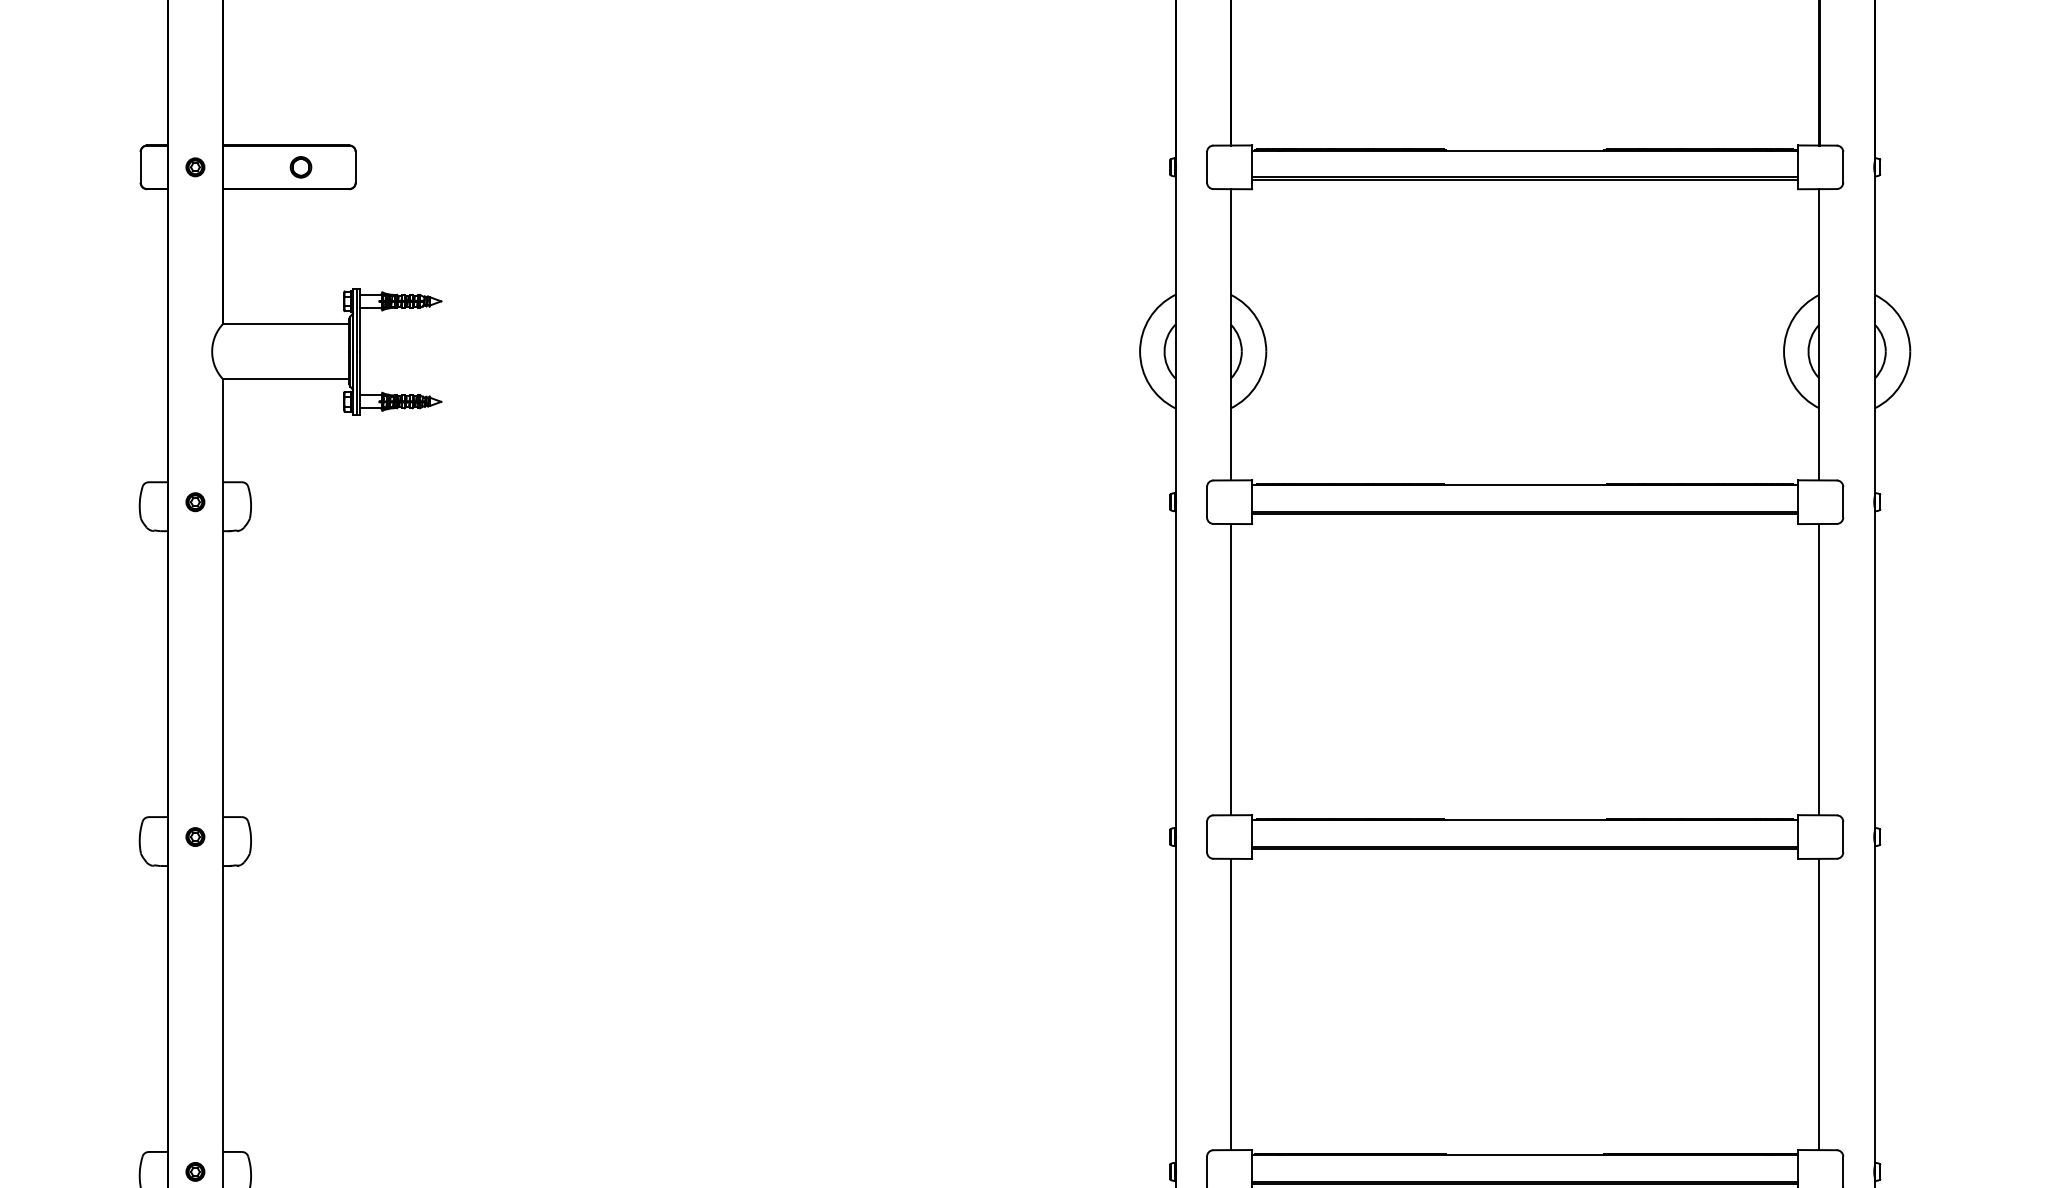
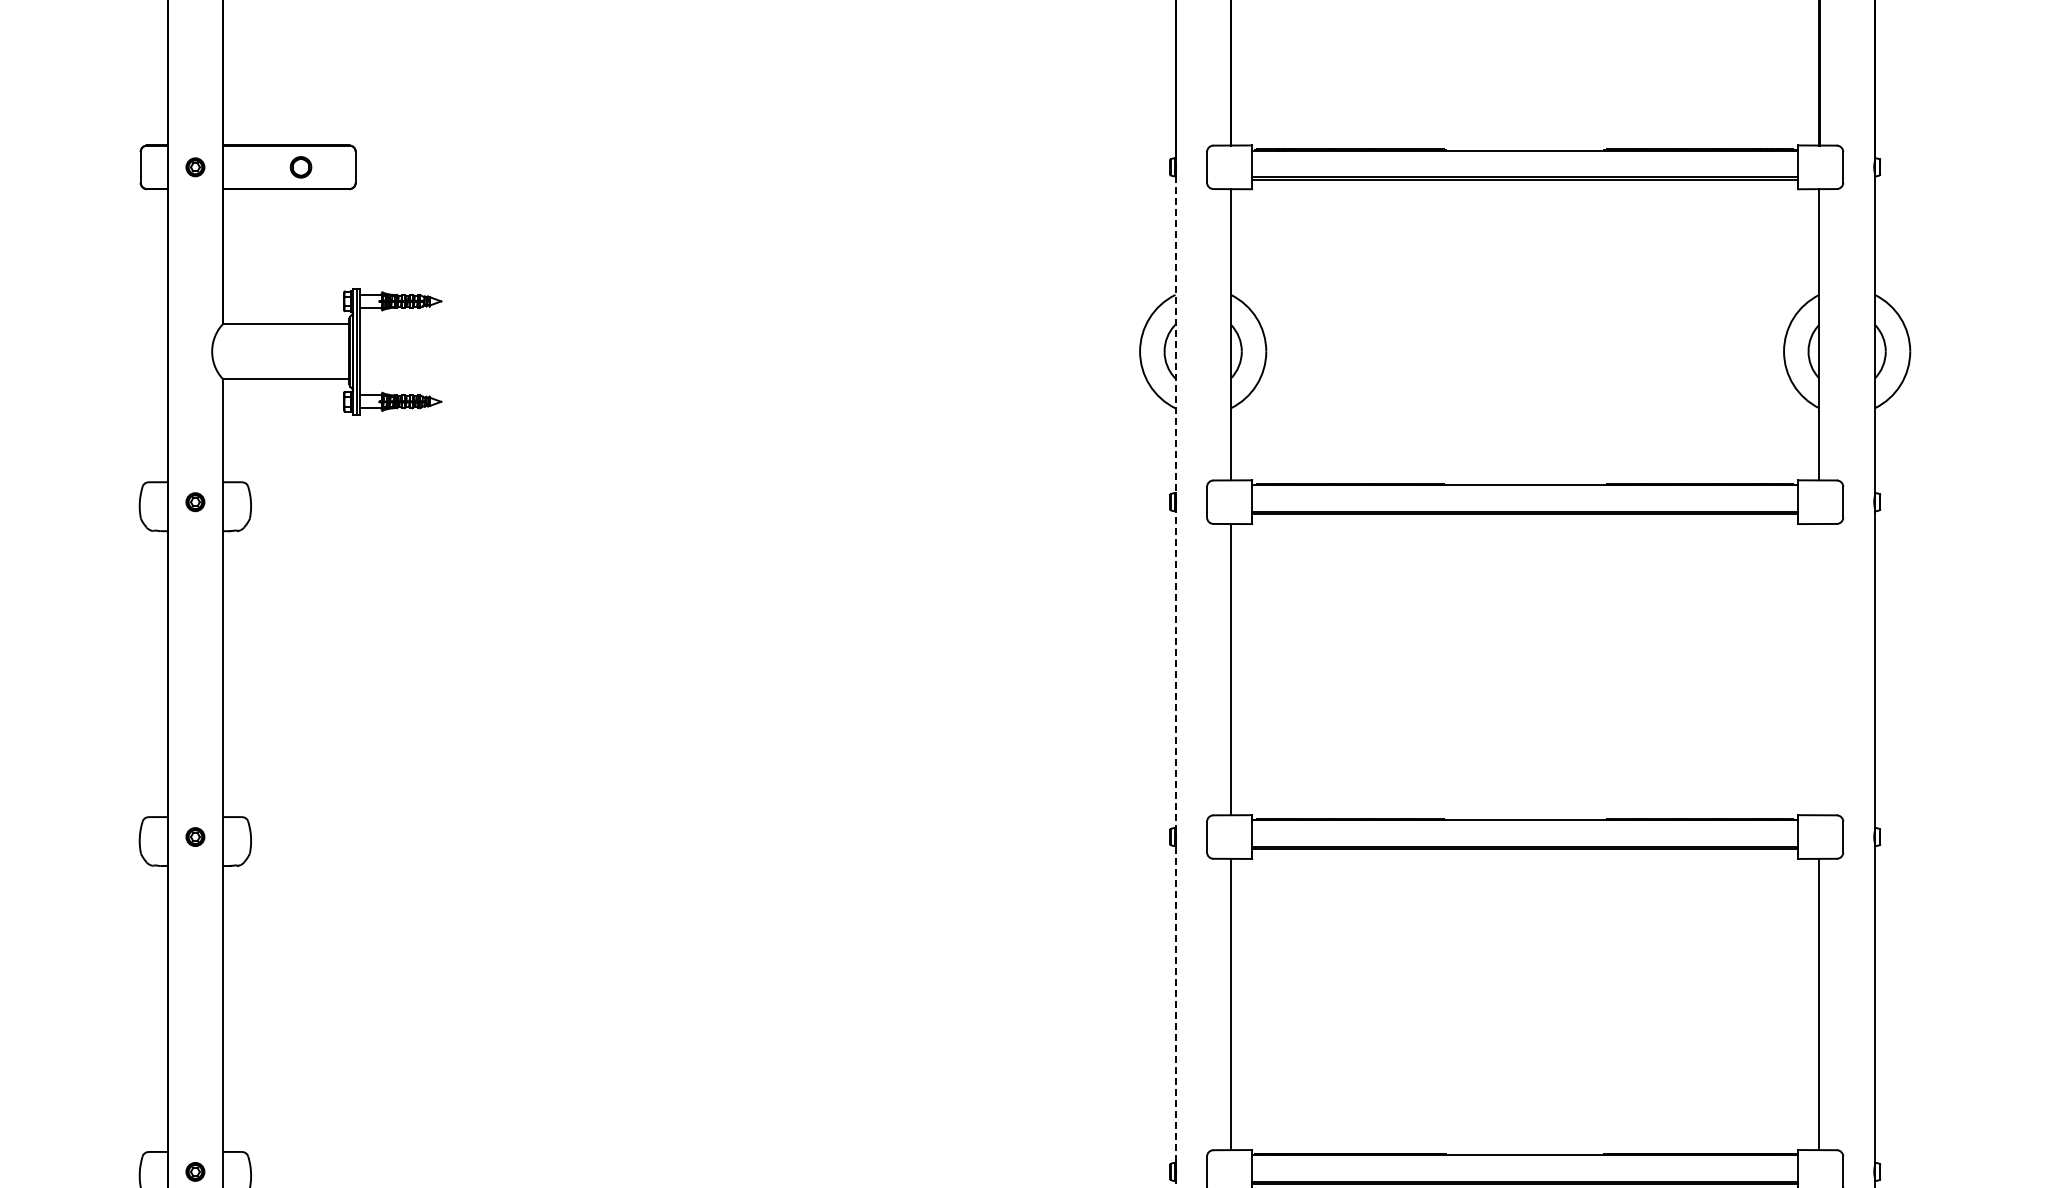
line: present -> none (1819, 669)
line: solid -> dashed (1175, 682)
